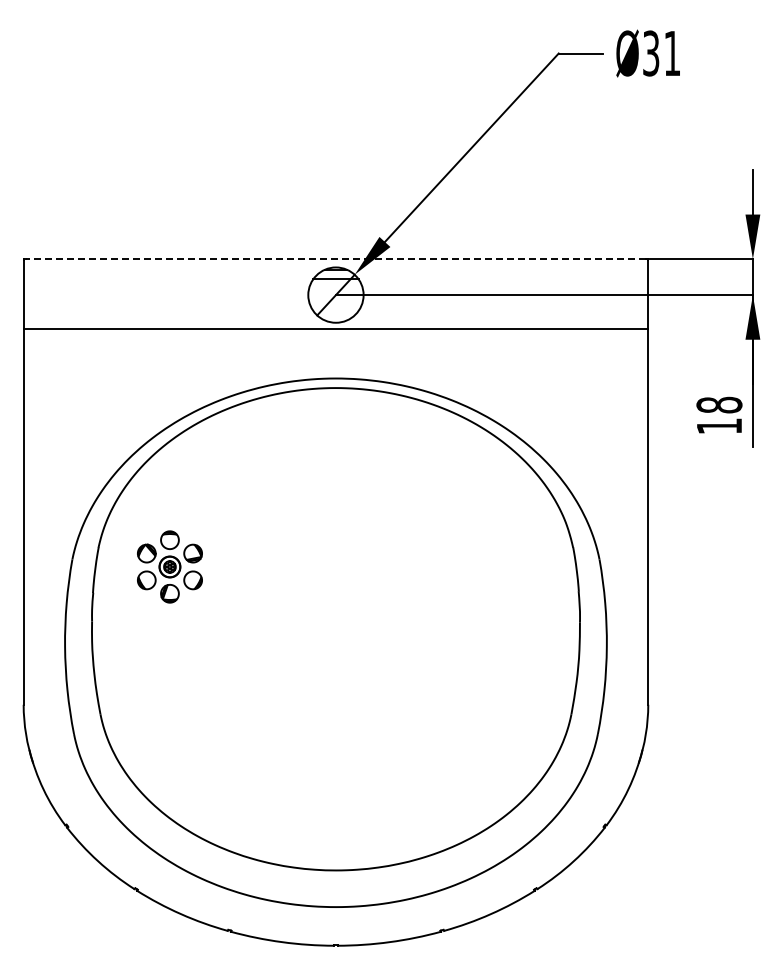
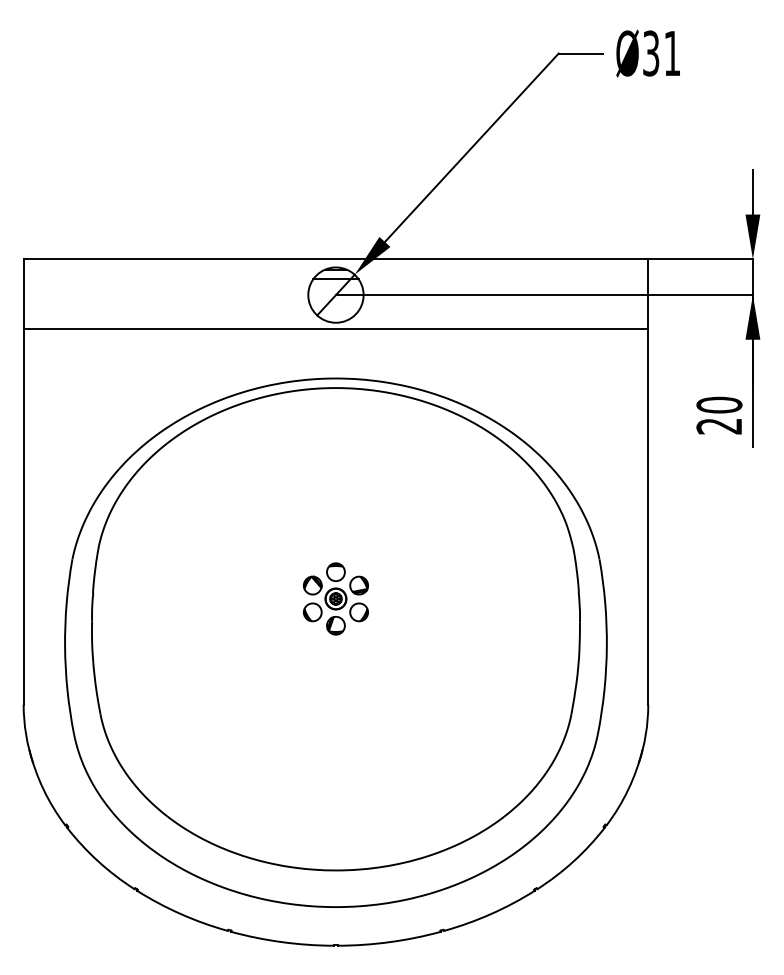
line: dashed -> solid (335, 259)
text: 18 -> 20 (719, 415)
part position: (169, 566) -> (335, 598) (335, 598)
